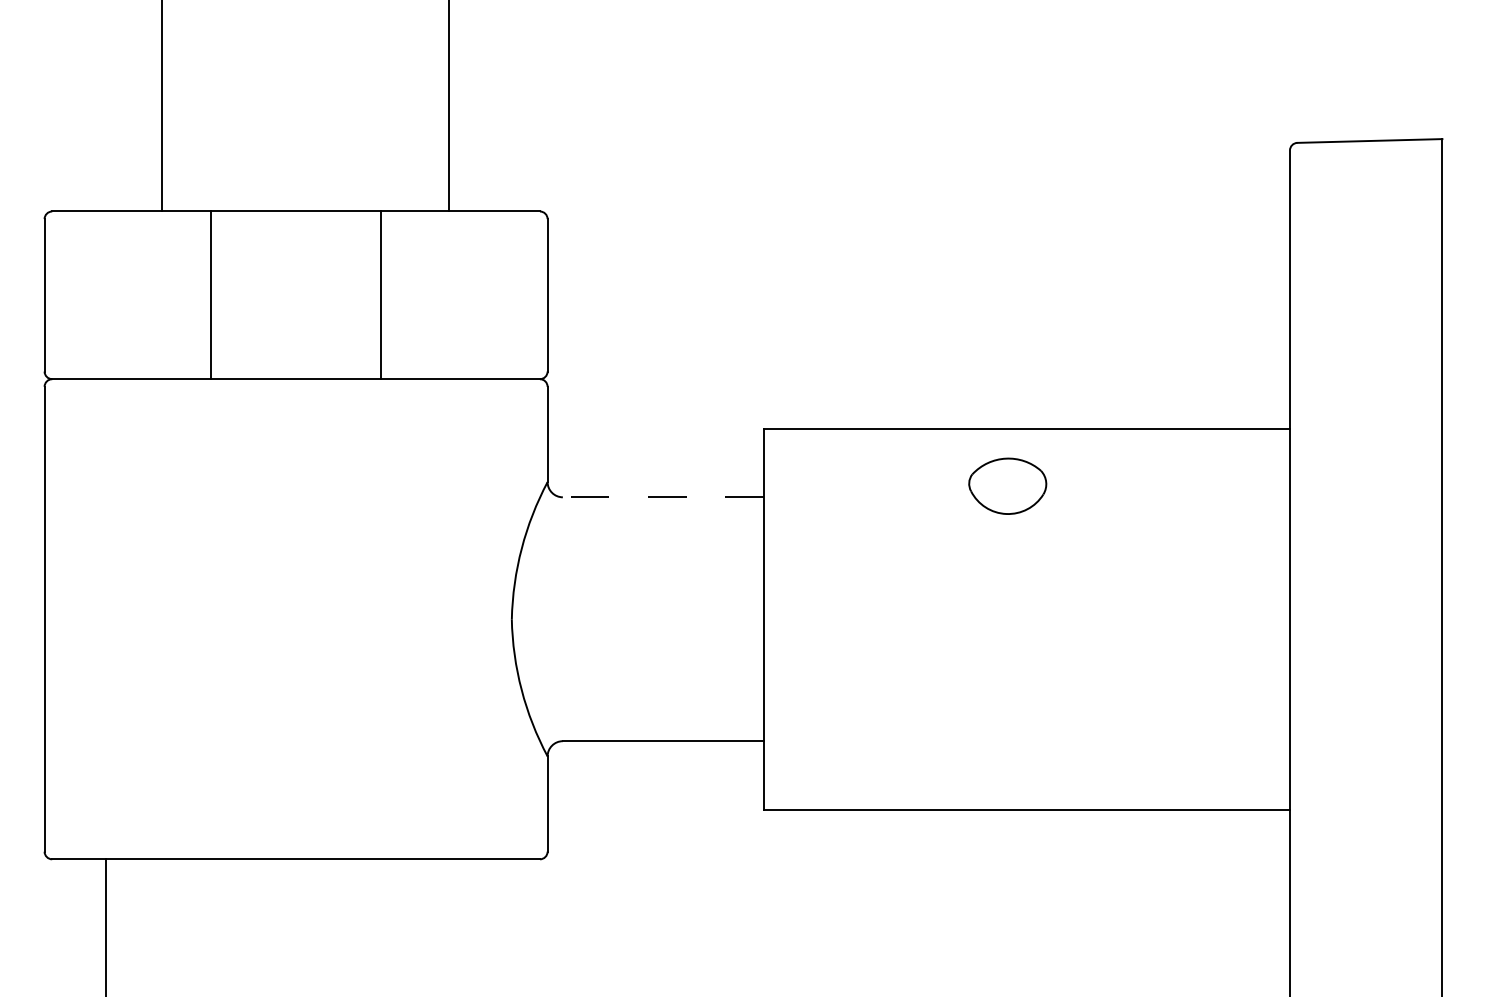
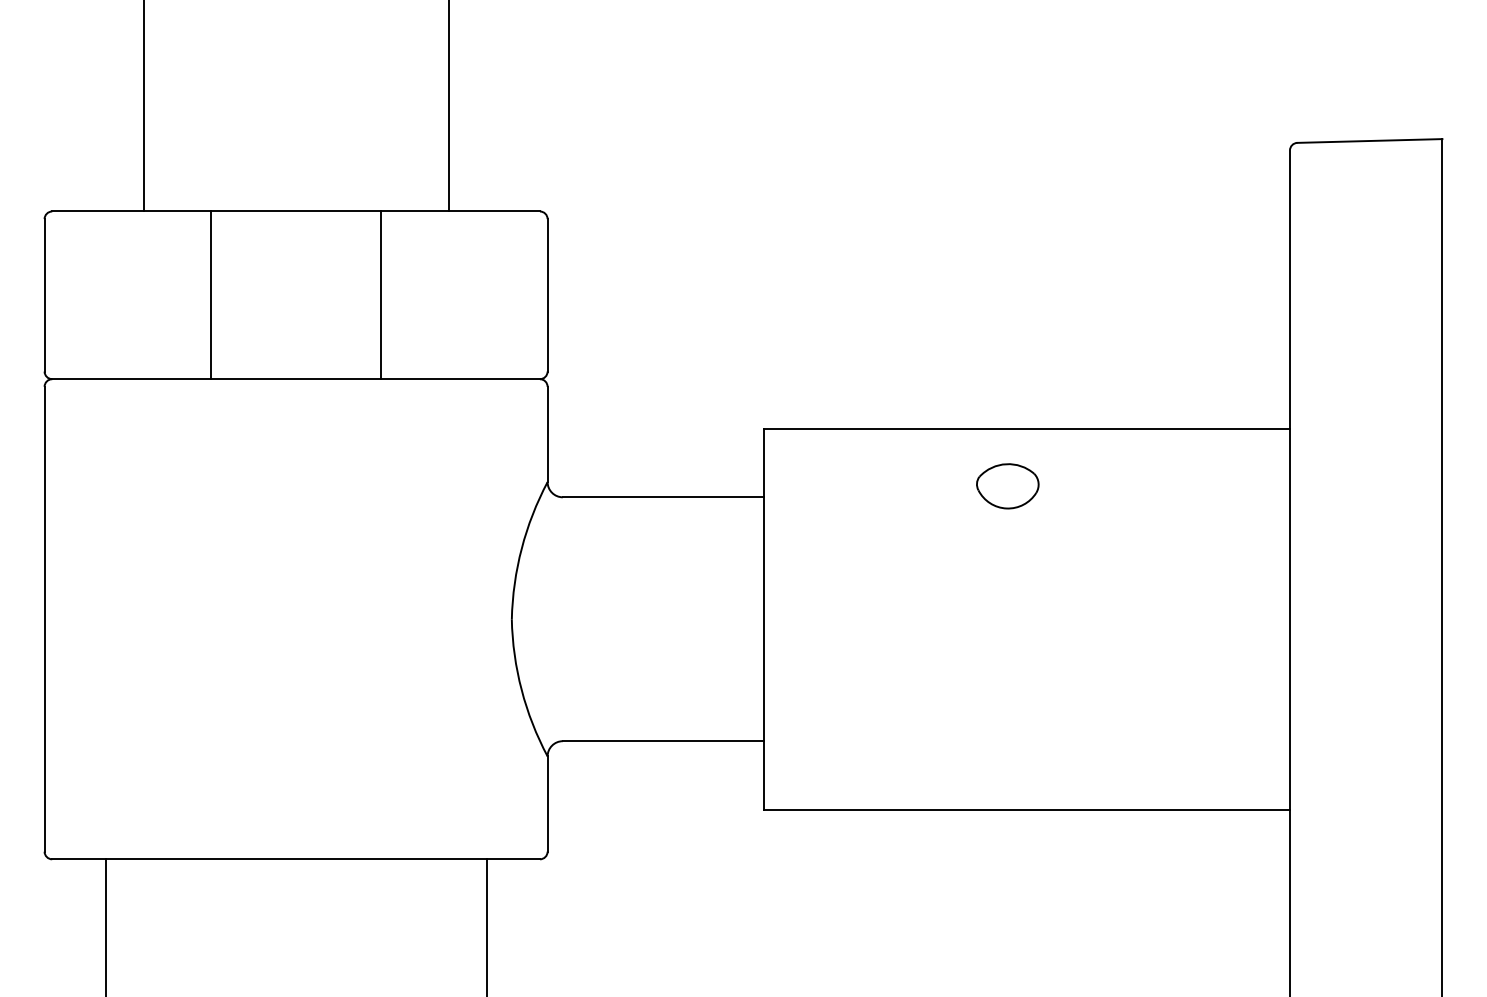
line position: (161, 106) -> (143, 106) (143, 106)
part size: 80x58 px -> 64x47 px (1007, 486)
line: dashed -> solid (663, 497)
line: none -> present (486, 926)
